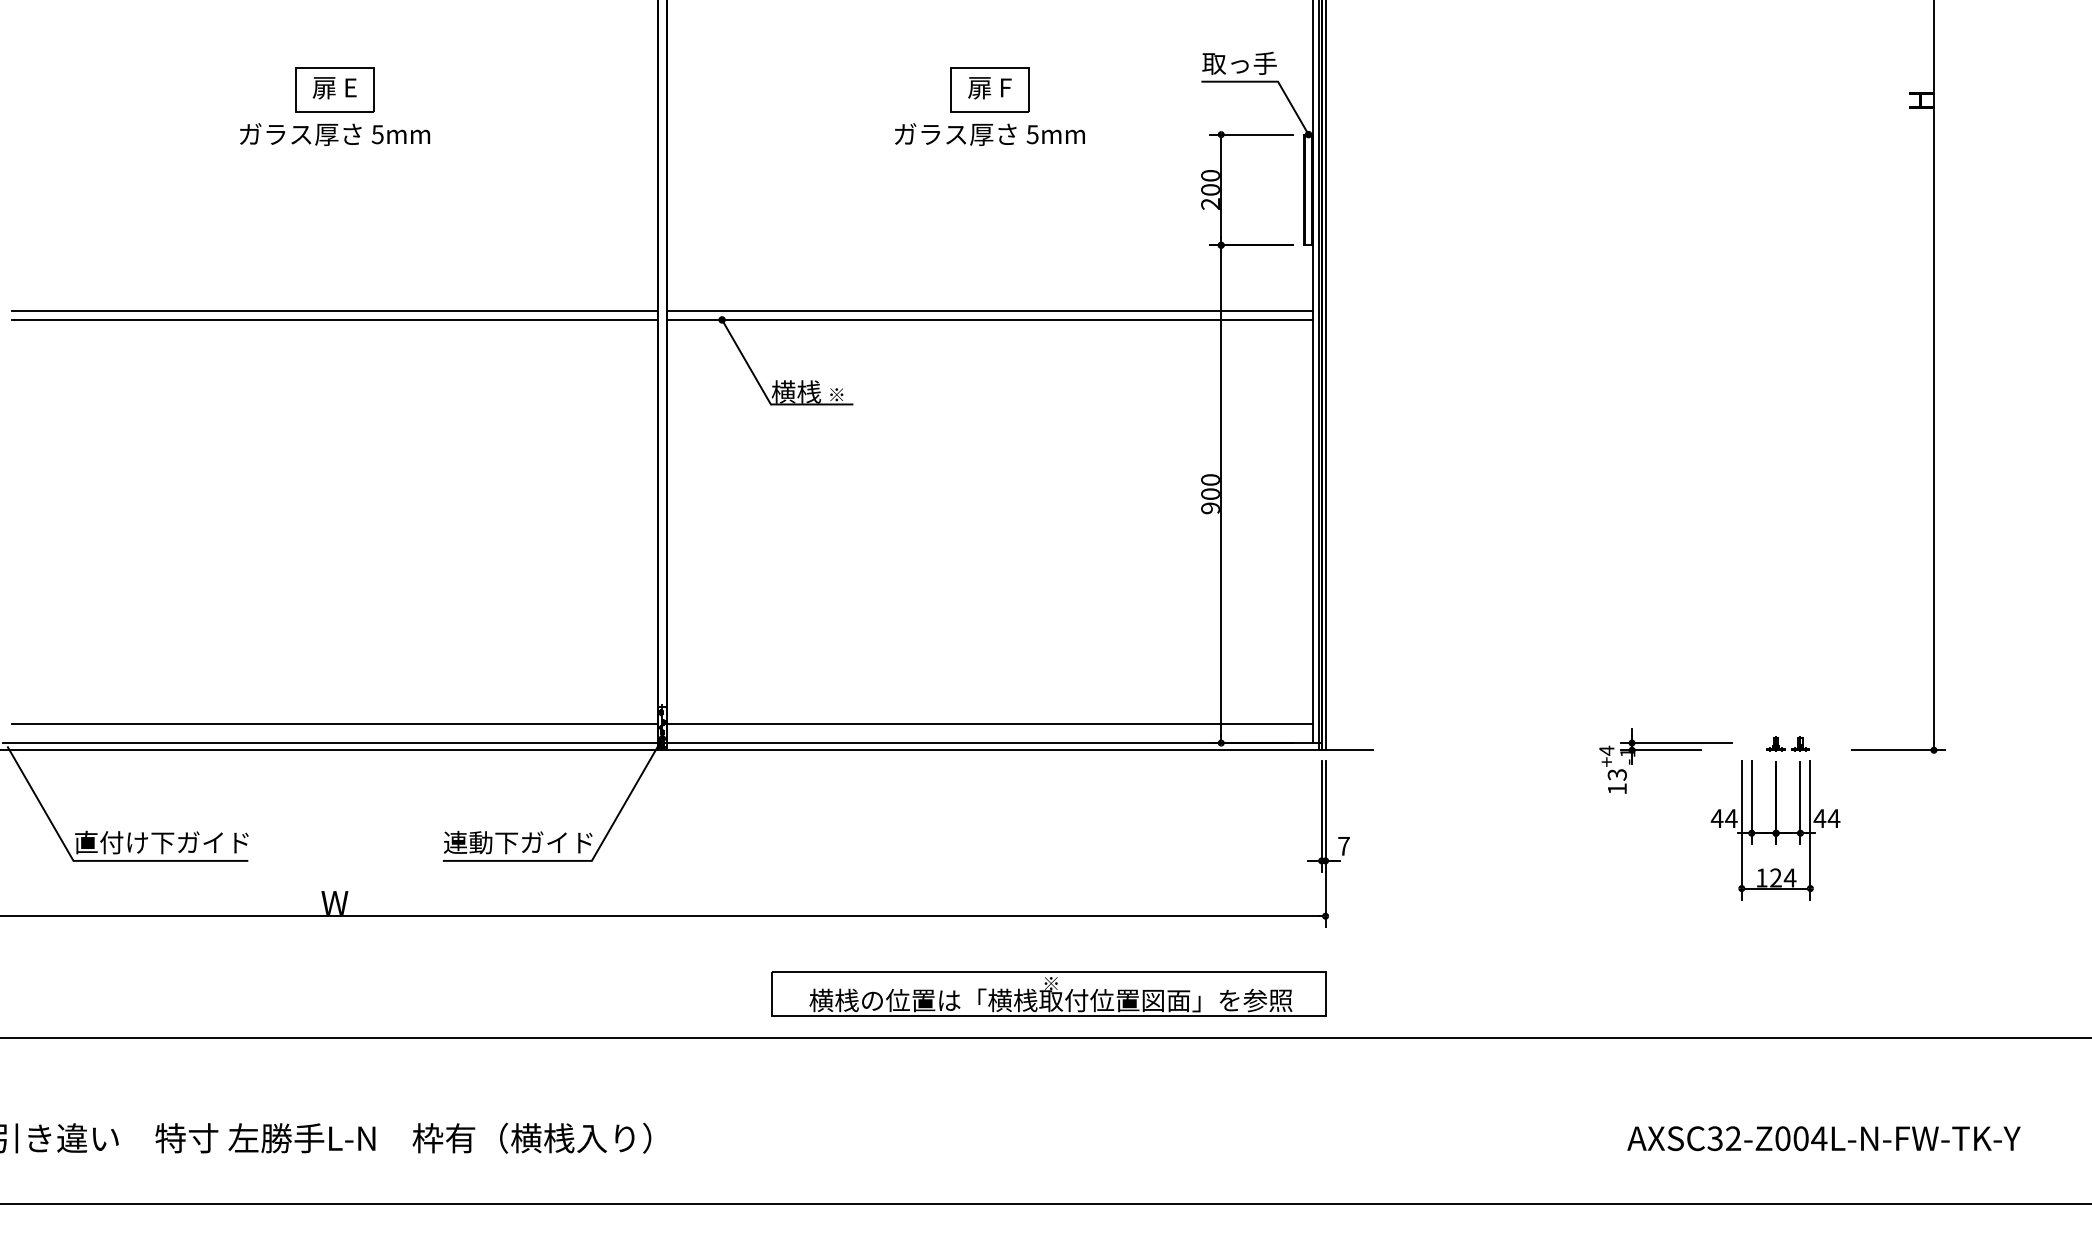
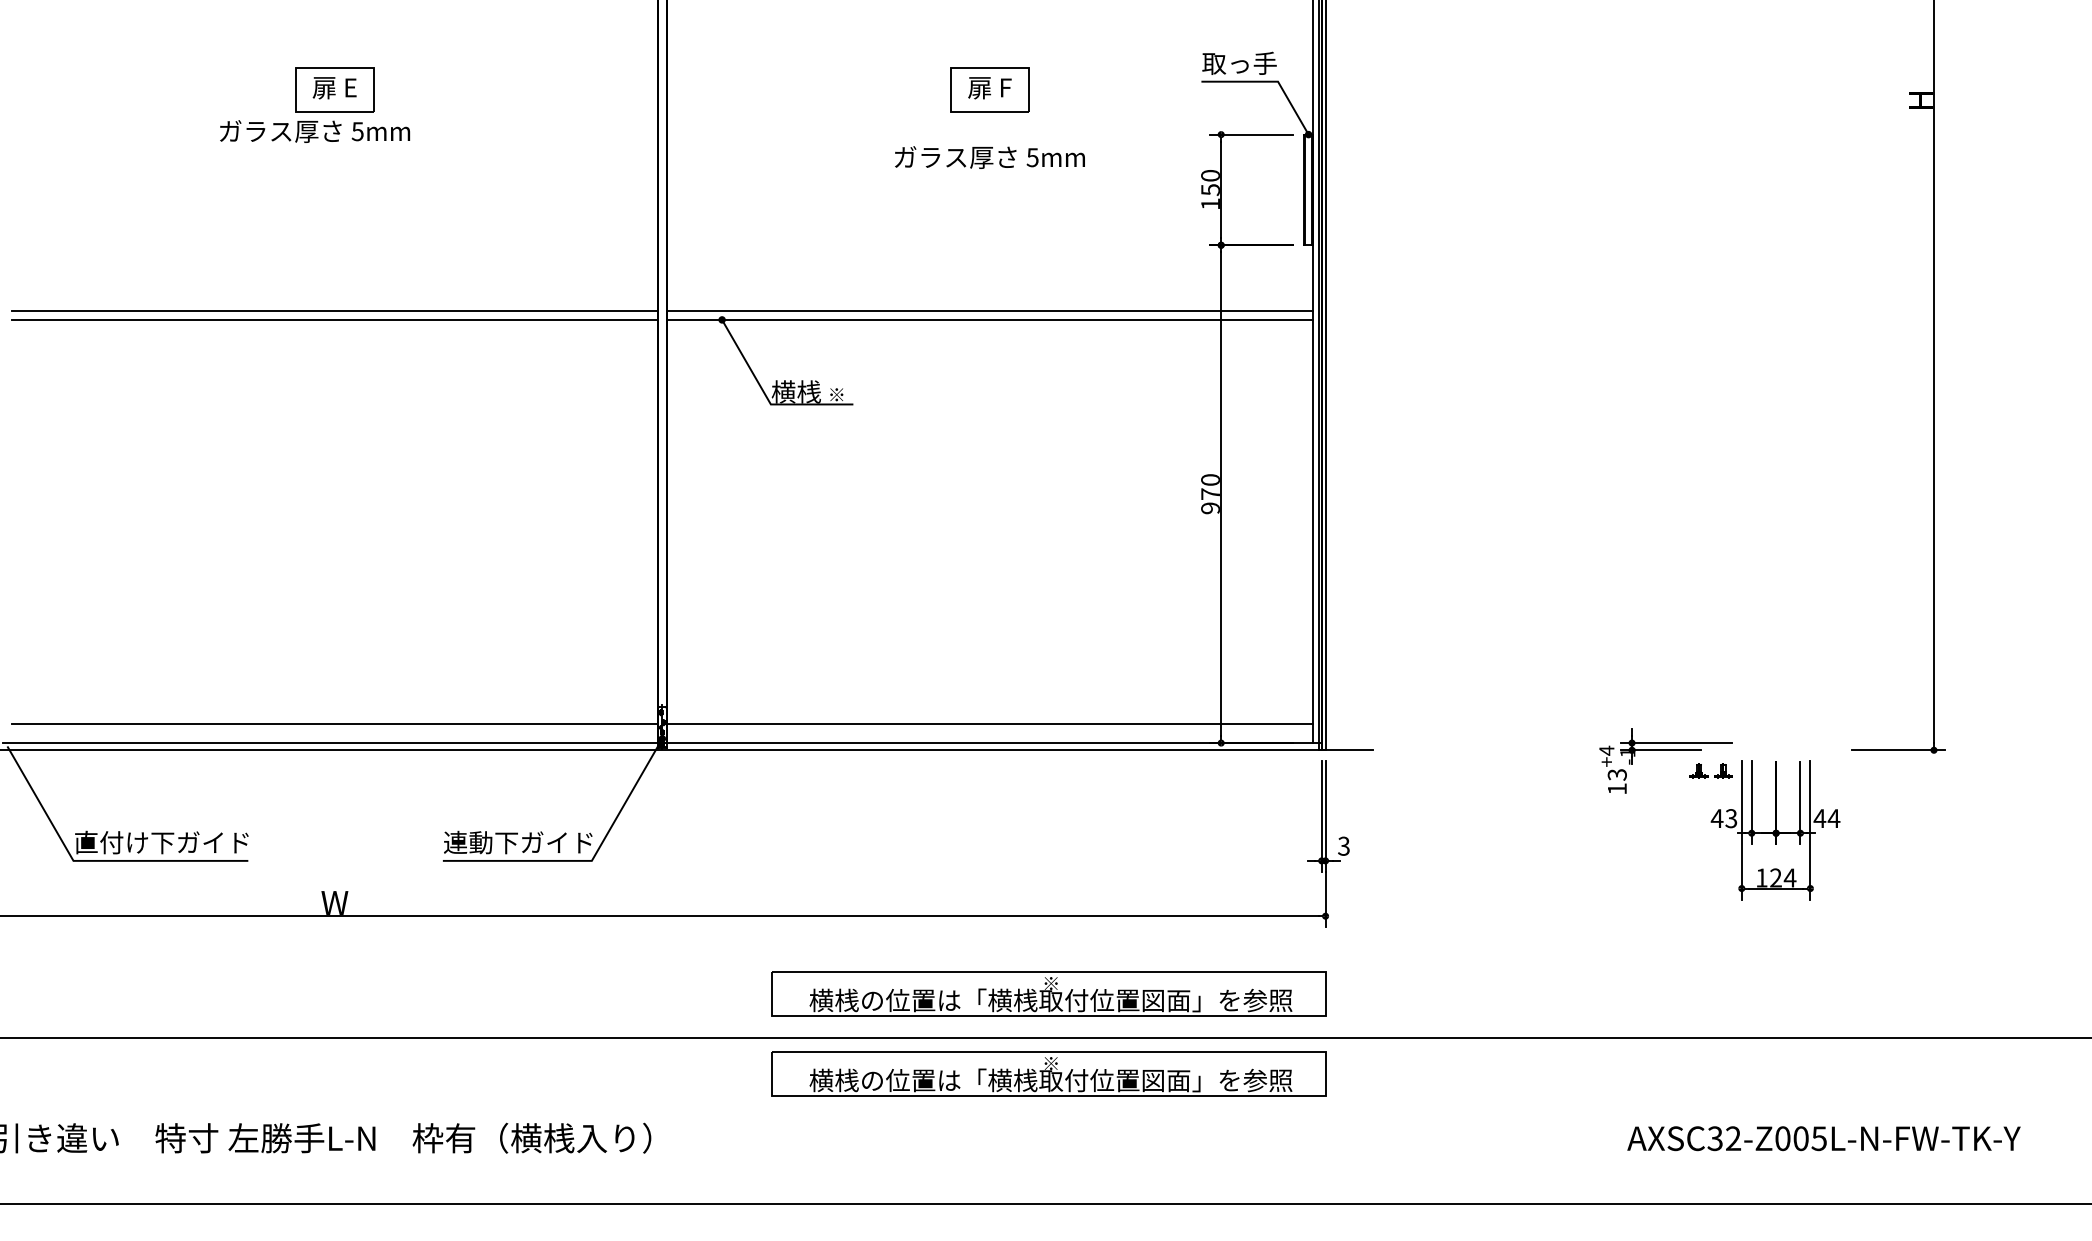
text position: (335, 134) -> (315, 131) (315, 131)
text position: (989, 134) -> (989, 157) (989, 157)
text: 200 -> 150 (1210, 196)
text: 900 -> 970 (1210, 493)
part position: (1787, 743) -> (1710, 770) (1710, 770)
text: 44 -> 43 (1731, 818)
text: 7 -> 3 (1343, 845)
part: none -> present (1048, 1073)
text: AXSC32-Z004L-N-FW-TK-Y -> AXSC32-Z005L-N-FW-TK-Y (1819, 1138)
